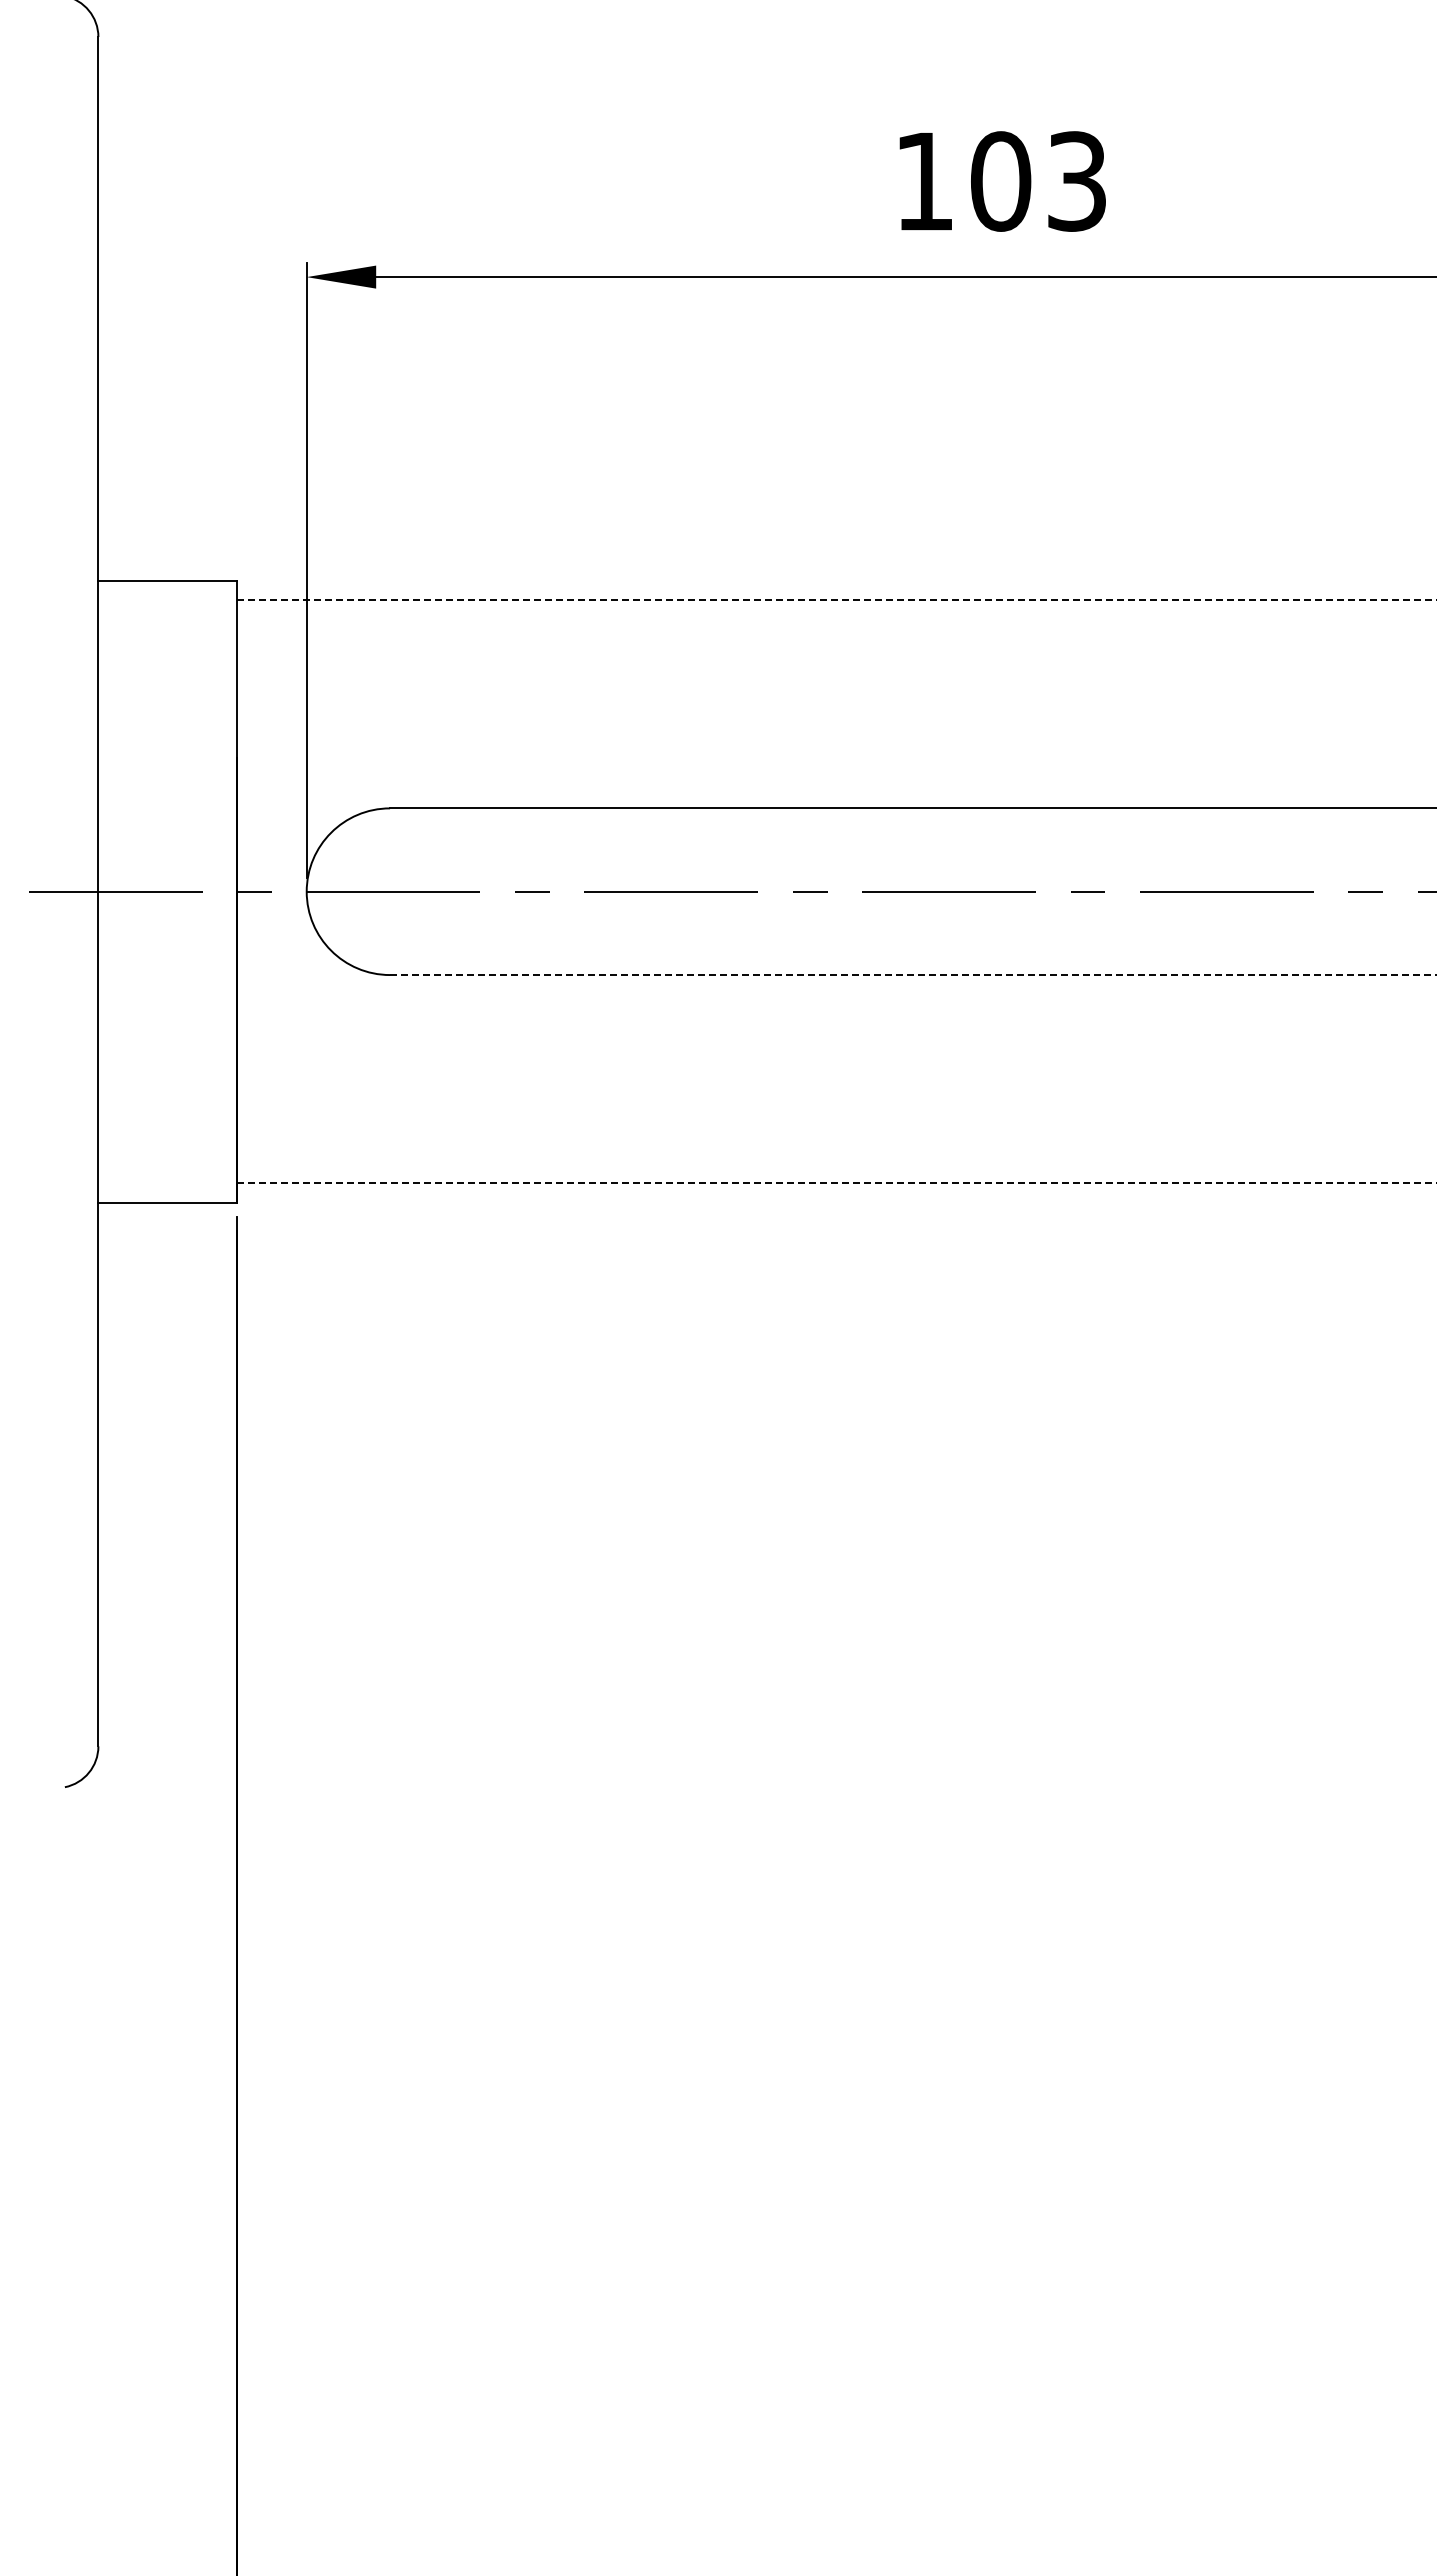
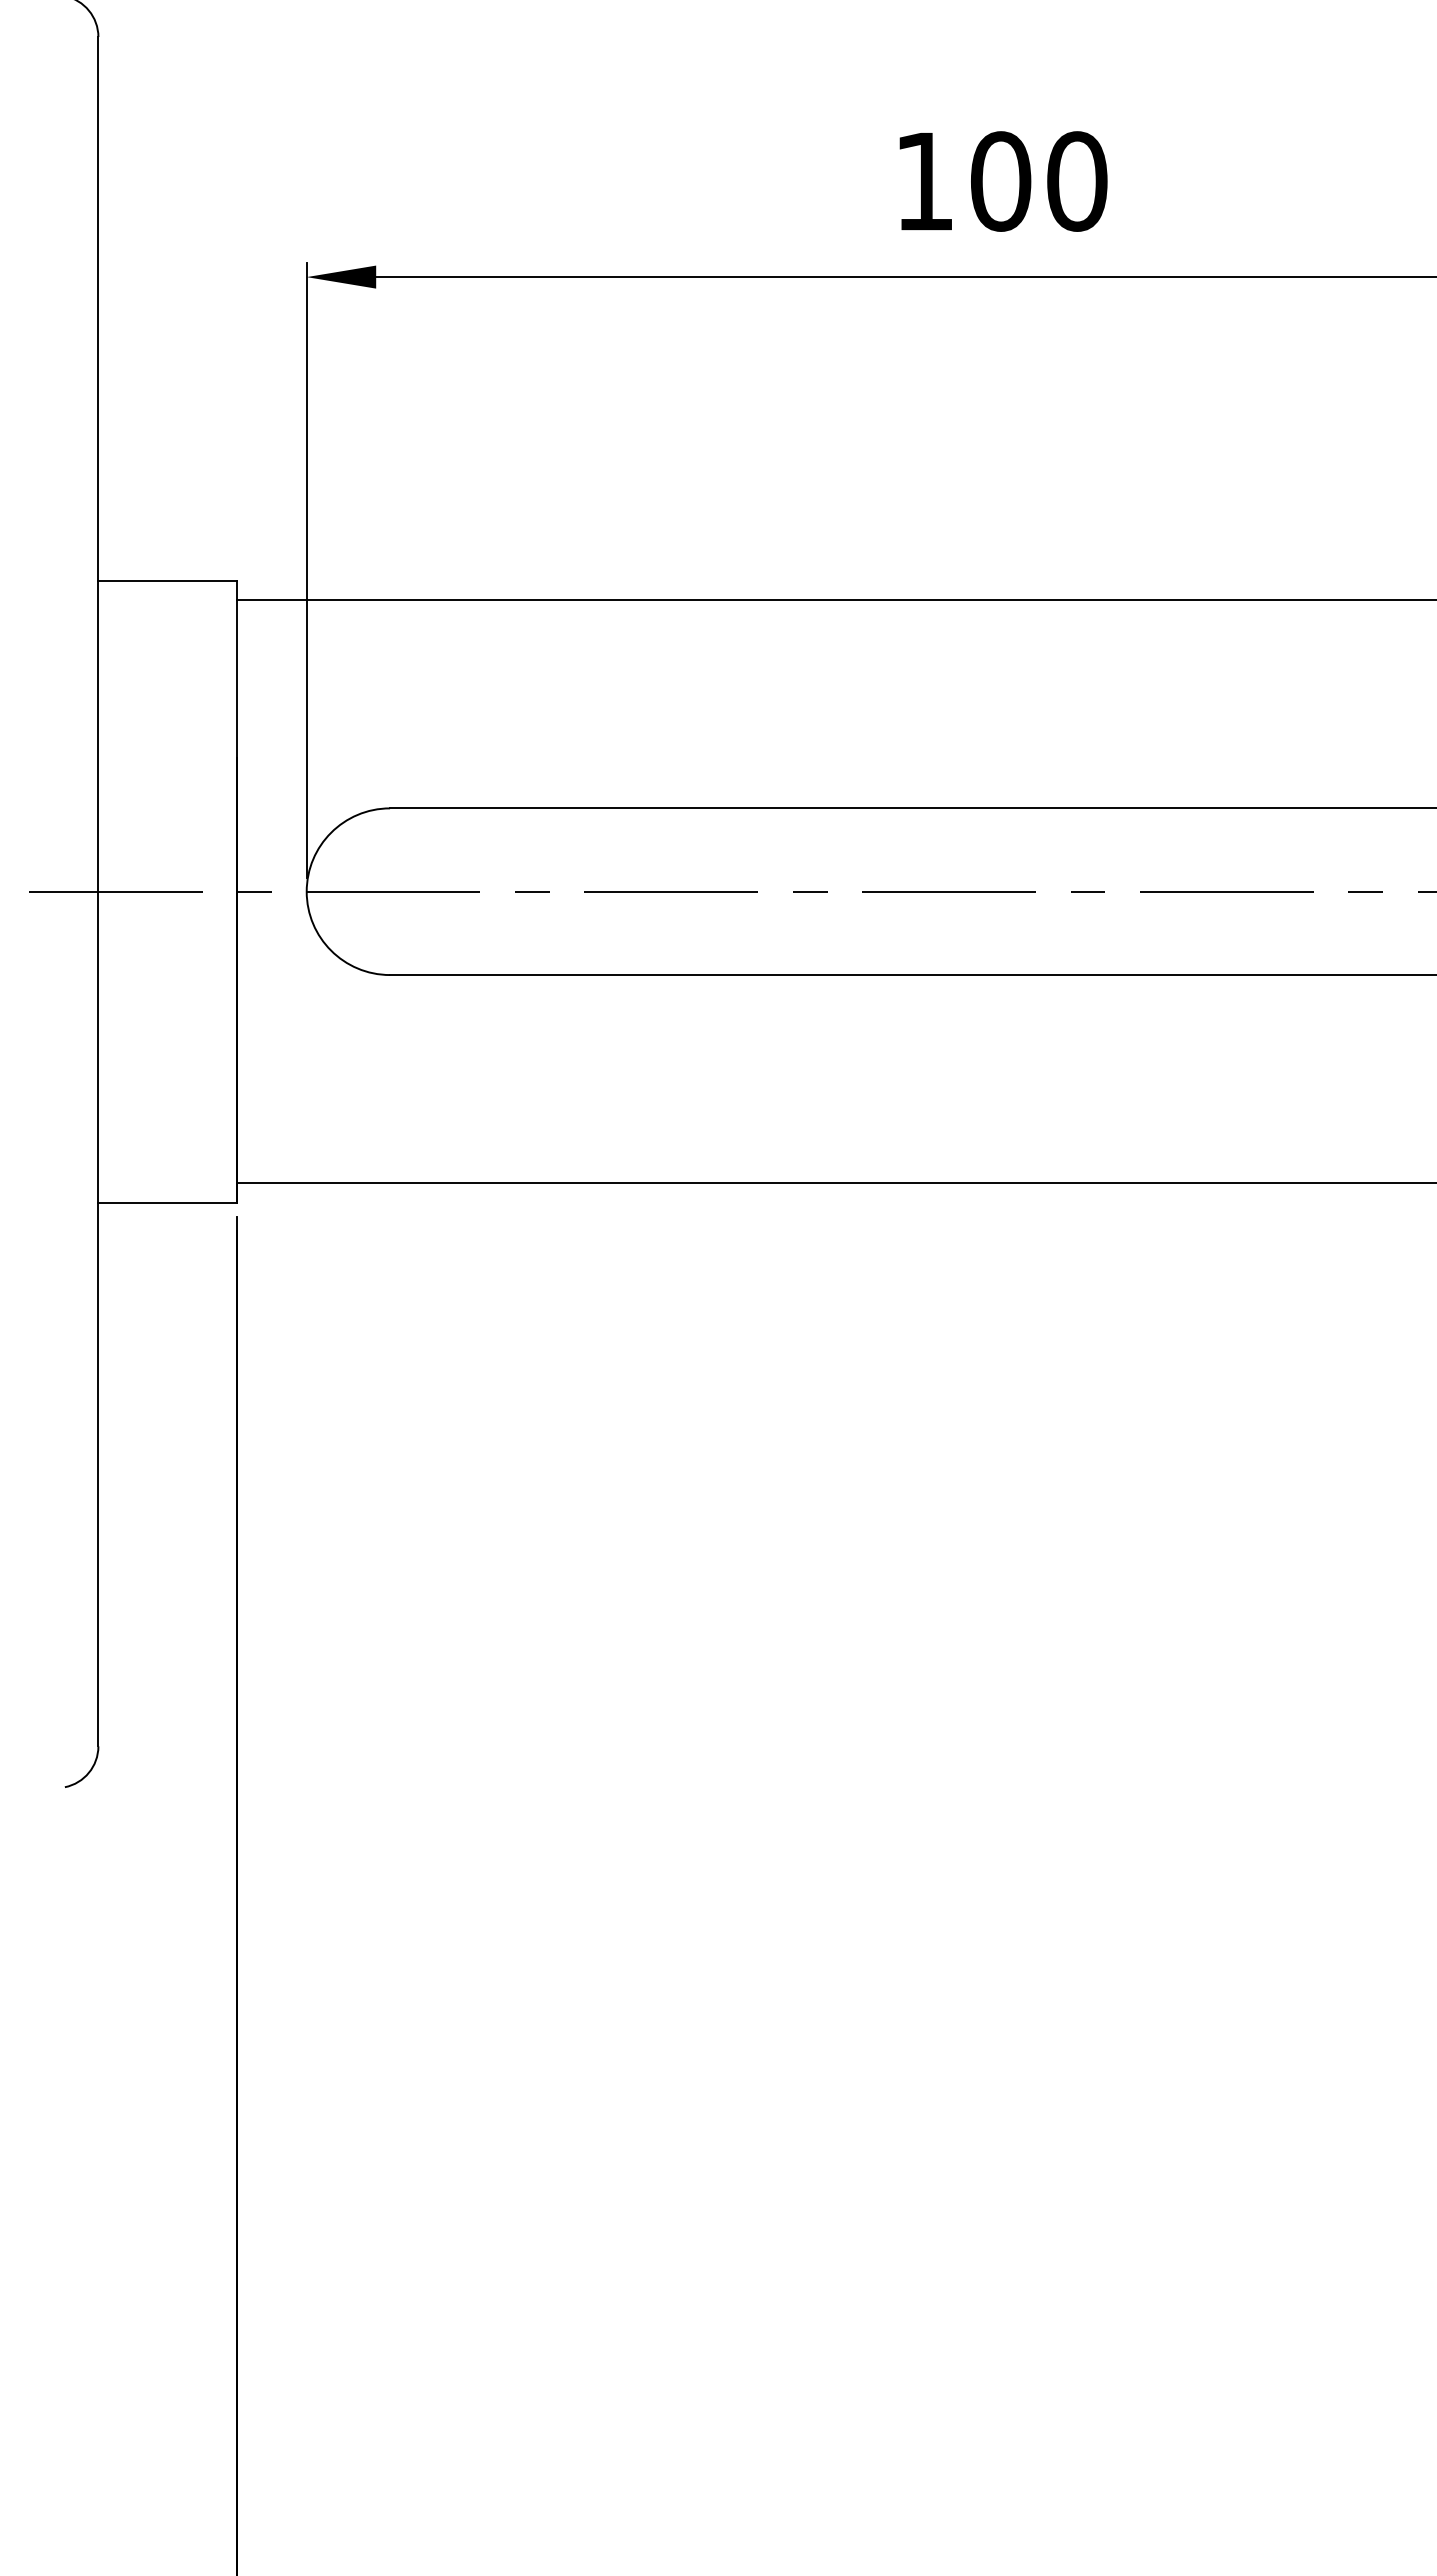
text: 103 -> 100 (1077, 181)
line: dashed -> solid (837, 600)
line: dashed -> solid (913, 975)
line: dashed -> solid (837, 1183)
